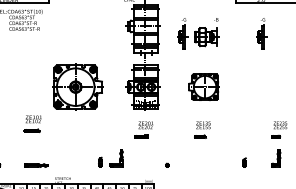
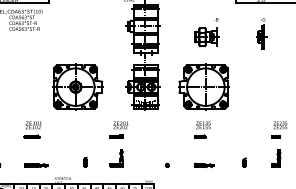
part: present -> none (182, 33)
part size: 32x28 px -> 52x48 px (203, 86)
part position: (32, 123) -> (32, 129) (32, 129)
part position: (143, 129) -> (118, 129) (118, 129)
part position: (100, 161) -> (85, 161) (85, 161)
part: none -> present (203, 164)
